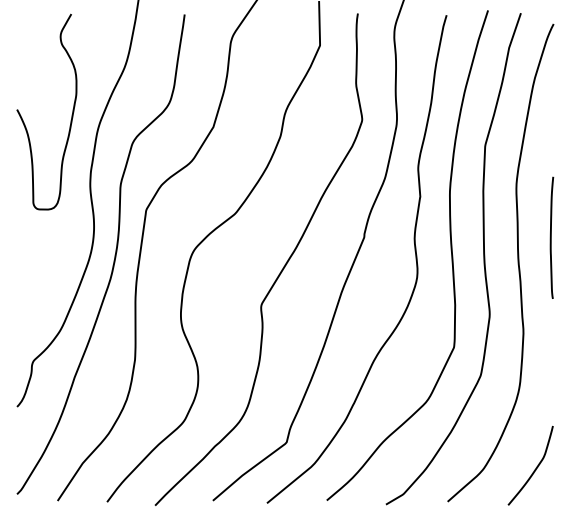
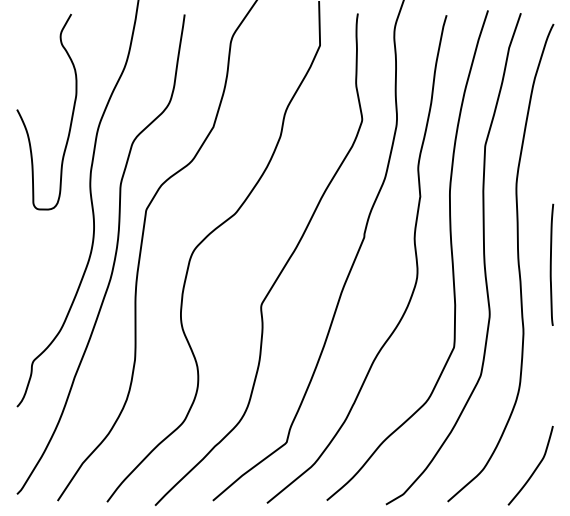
curve position: (551, 237) -> (551, 264) (551, 264)
